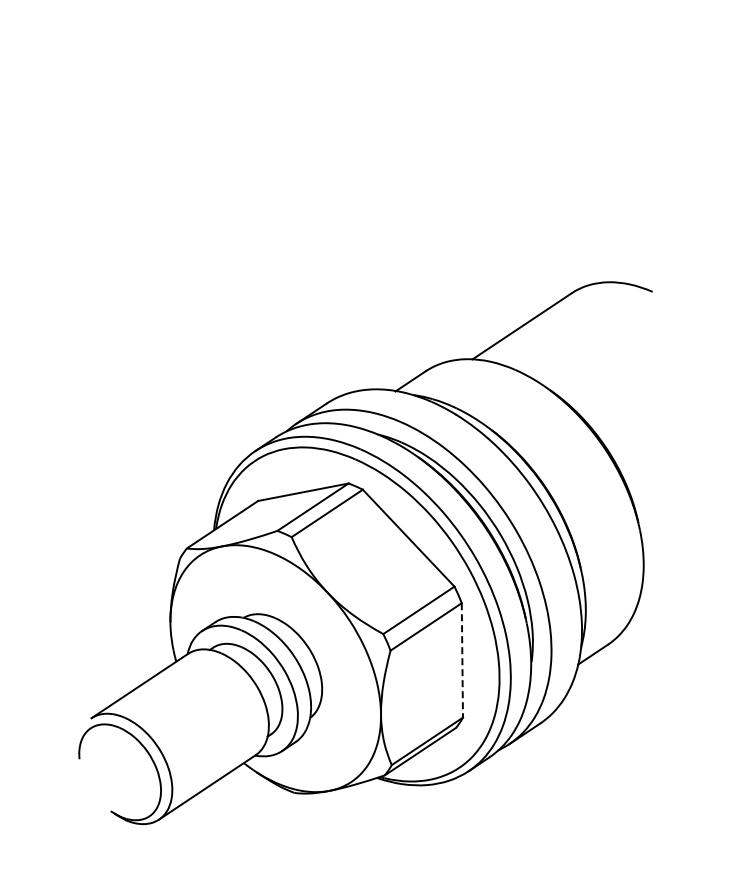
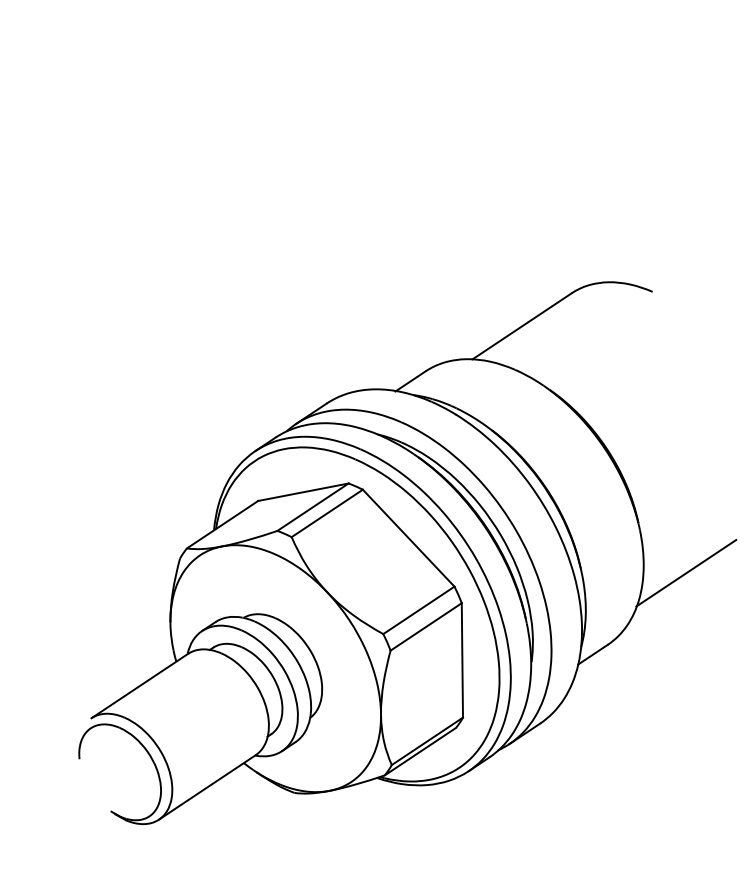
line: none -> present (686, 573)
line: dashed -> solid (462, 660)
